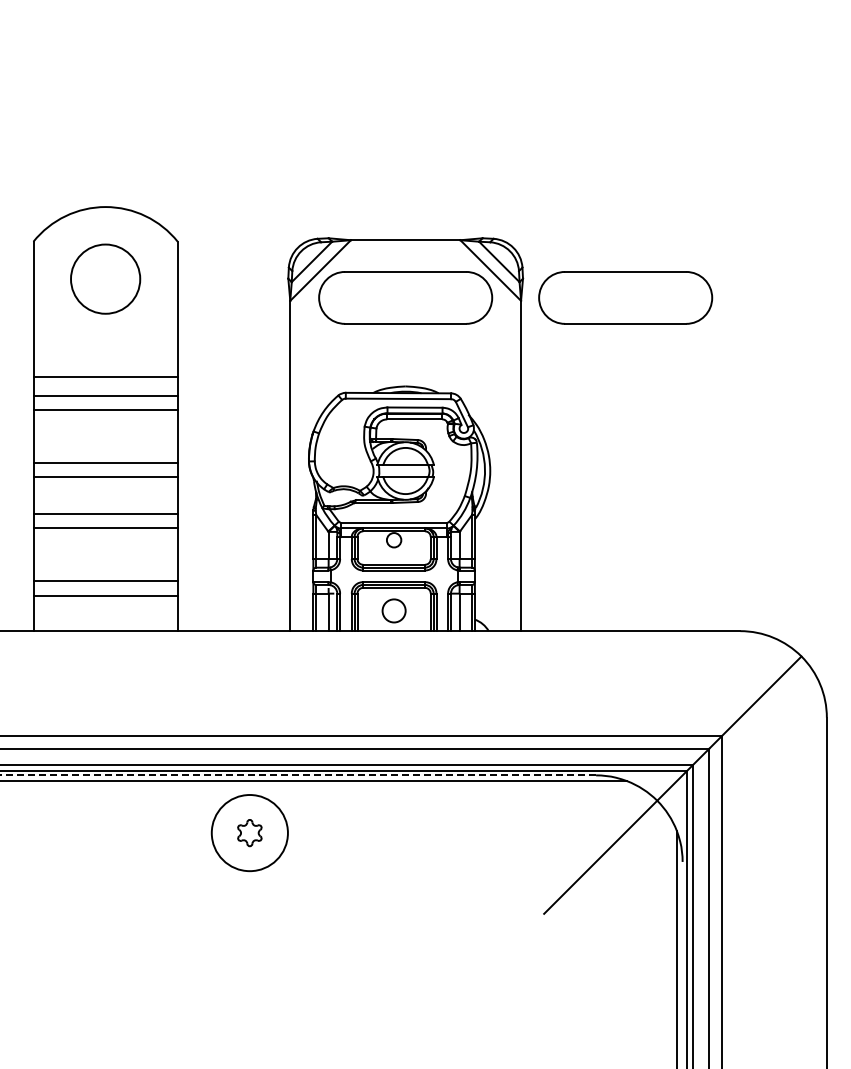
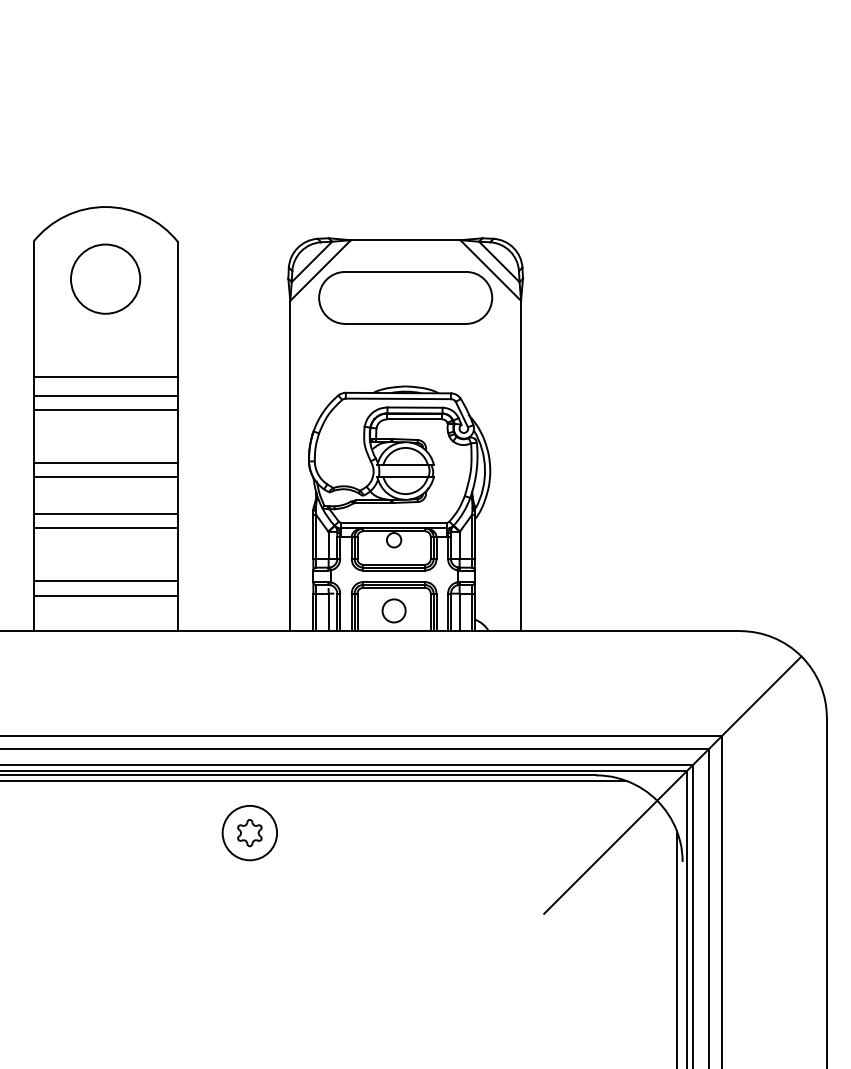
part: present -> none (625, 297)
line: dashed -> solid (298, 775)
circle diameter: 76 px -> 54 px (249, 832)
